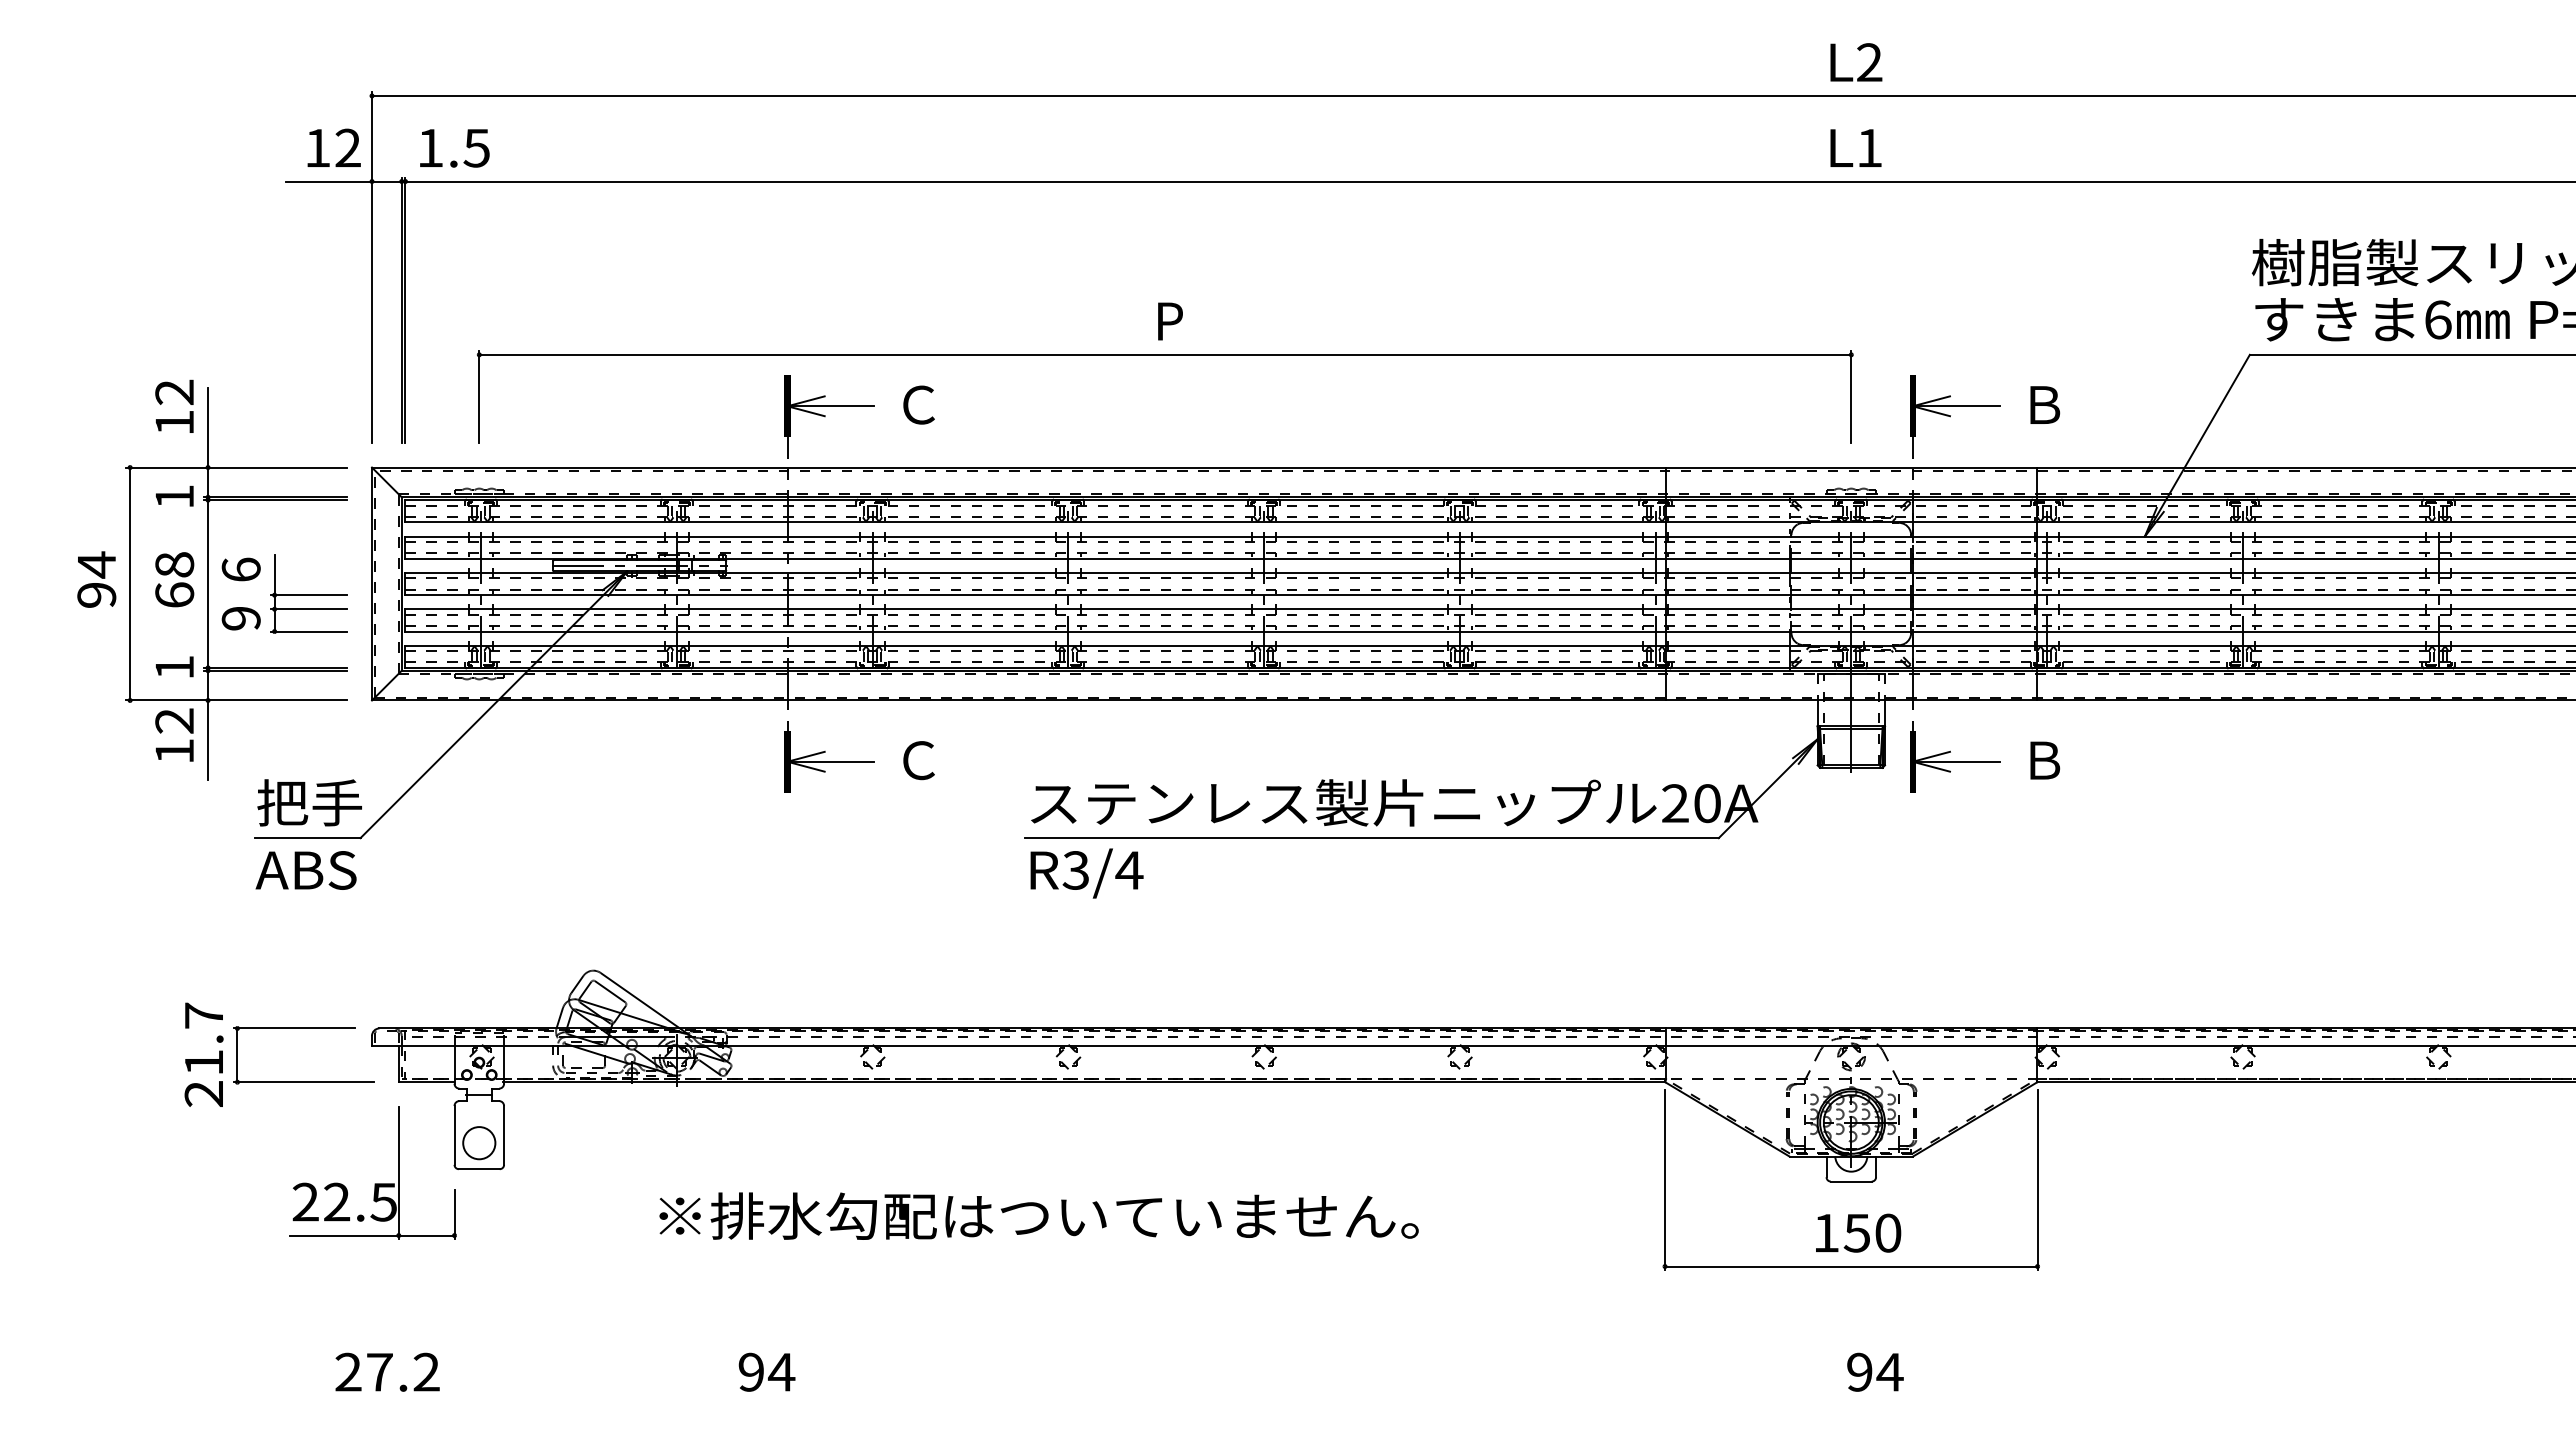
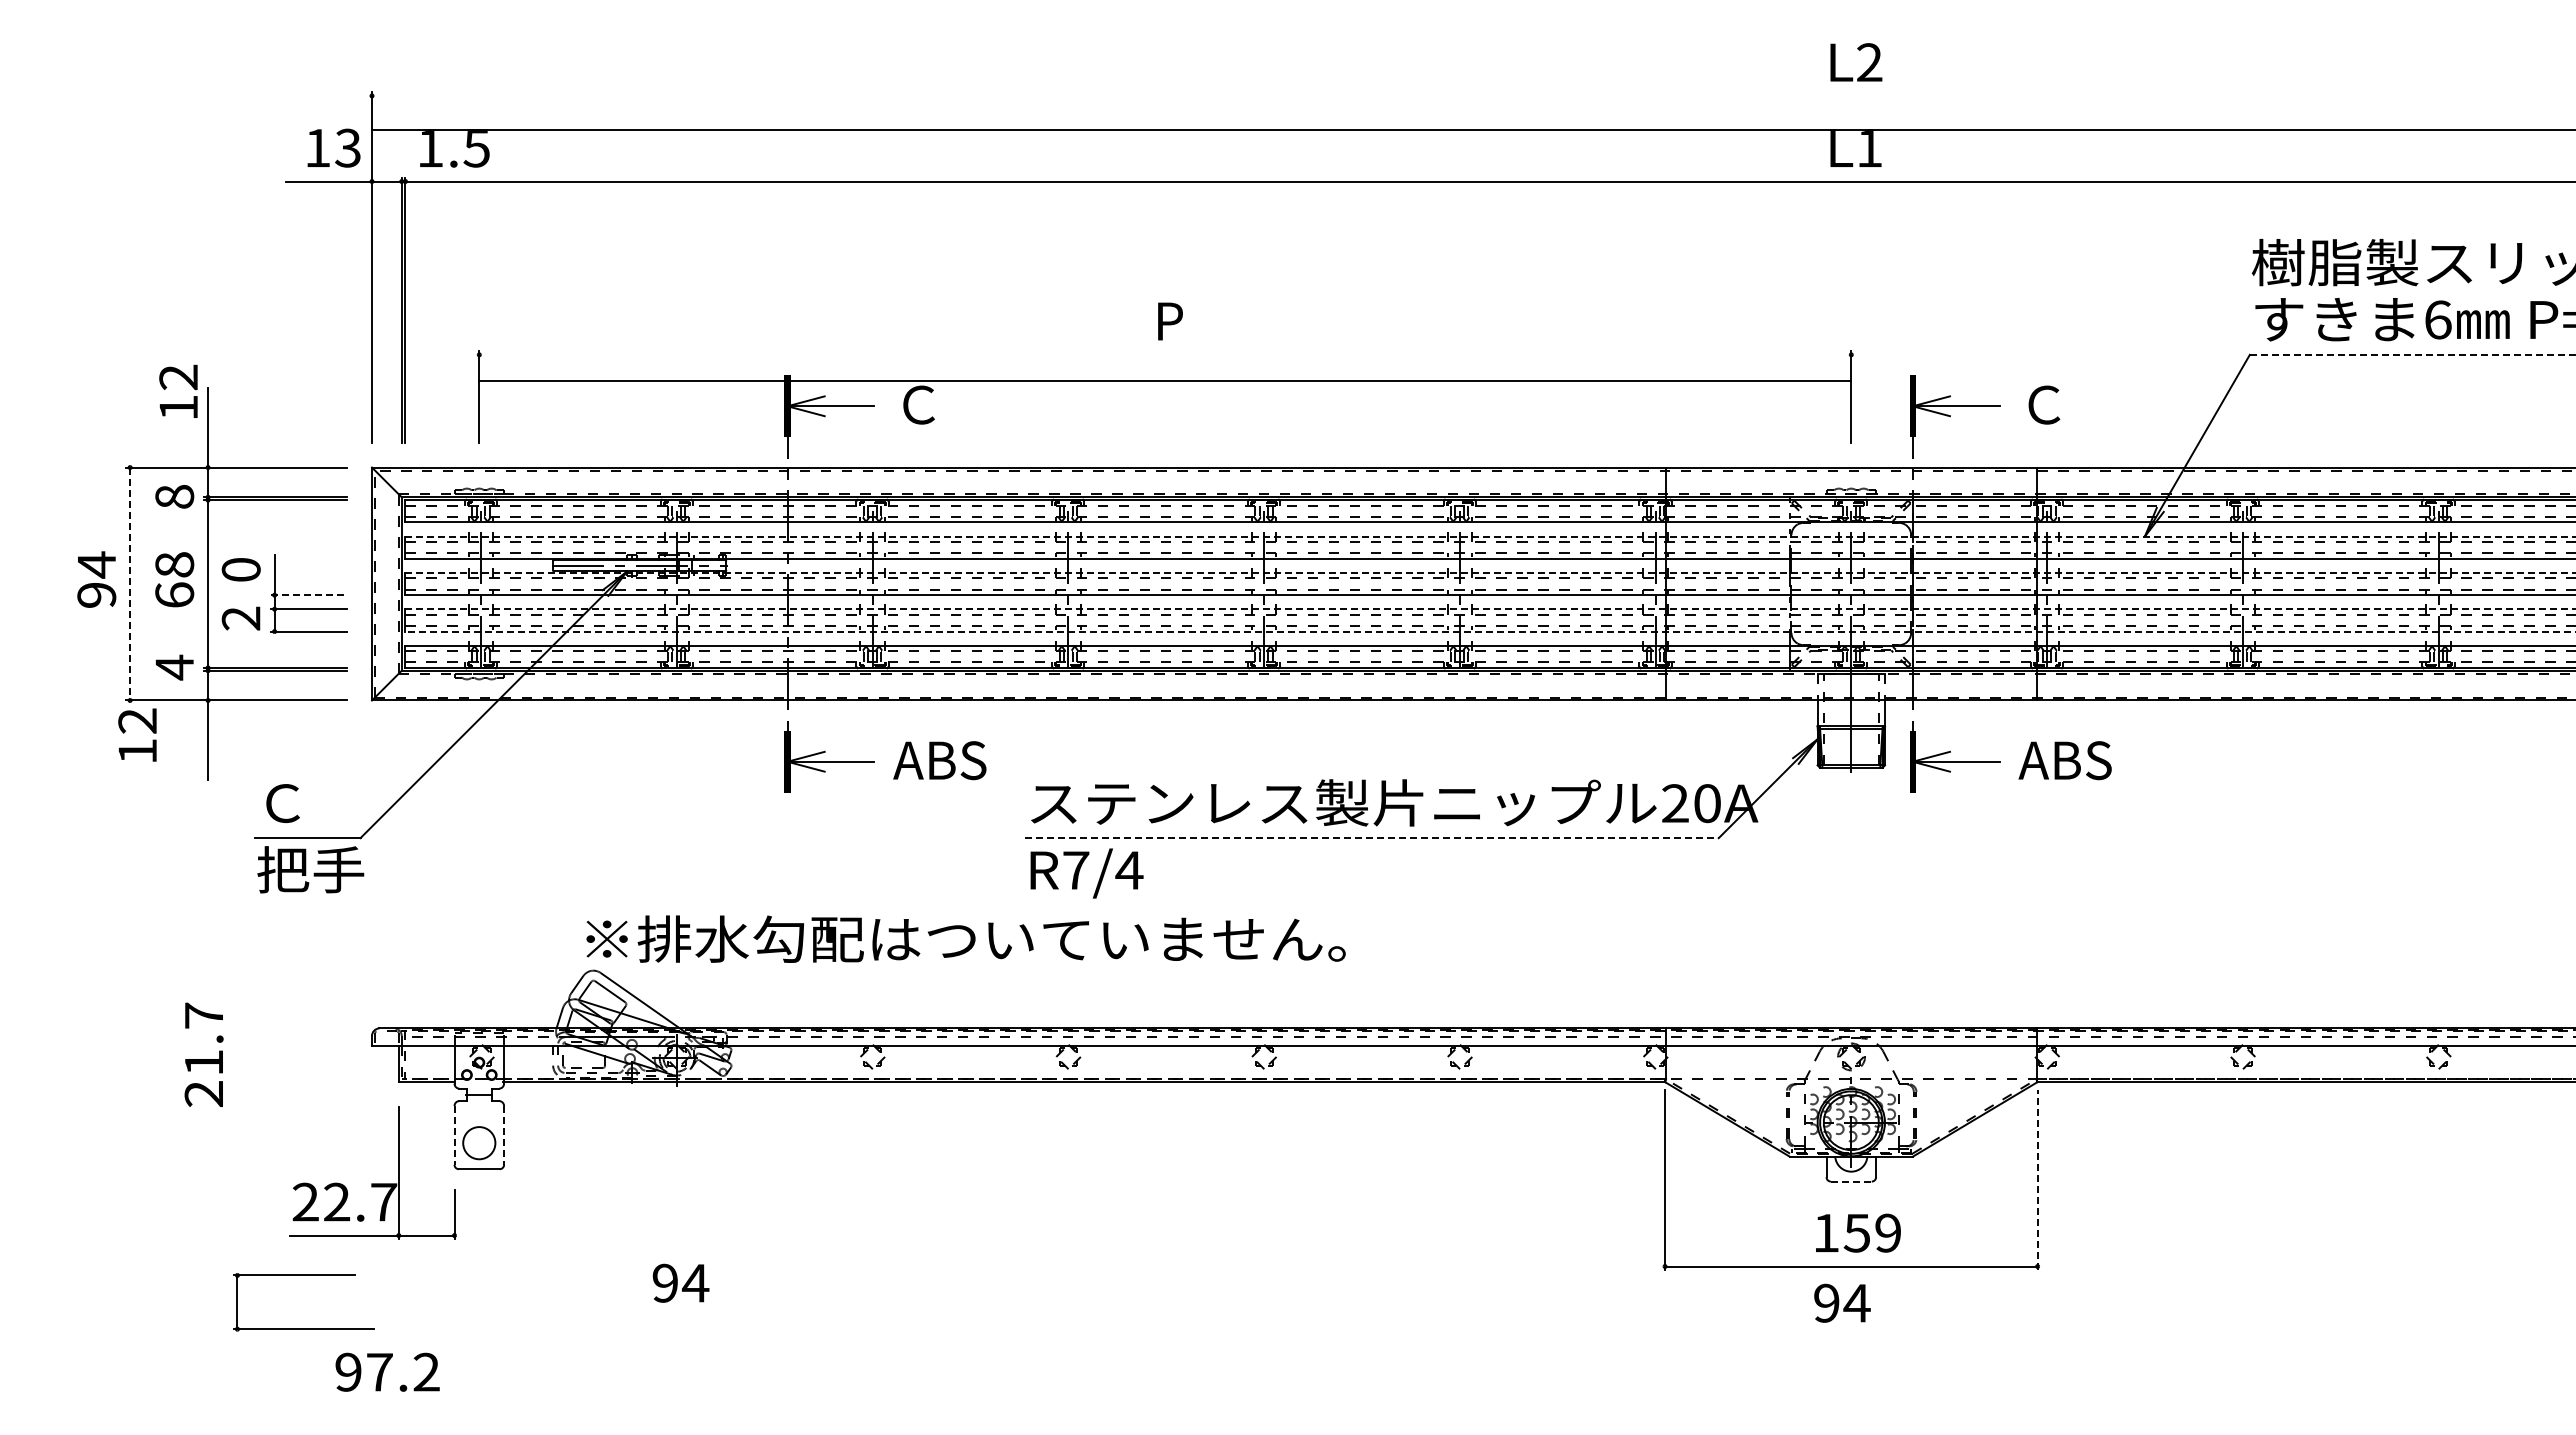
line position: (1472, 95) -> (1472, 129) (1472, 129)
text: 12 -> 13 (347, 148)
line position: (1165, 354) -> (1165, 380) (1165, 380)
line: solid -> dashed (2412, 354)
text: Ｂ -> Ｃ (2044, 404)
text position: (174, 405) -> (178, 390) (178, 390)
text: 1 -> 8 (174, 496)
line: solid -> dashed (1490, 536)
text: 6 -> 0 (240, 569)
line: solid -> dashed (1490, 572)
line: solid -> dashed (130, 584)
line: solid -> dashed (309, 595)
line: solid -> dashed (1490, 609)
text: 9 -> 2 (241, 618)
line: solid -> dashed (1490, 631)
text: 1 -> 4 (174, 667)
text position: (174, 734) -> (137, 734) (137, 734)
text: Ｃ -> ABS (939, 760)
text: Ｂ -> ABS (2064, 760)
text: 把手 -> Ｃ (309, 802)
line: solid -> dashed (1371, 838)
text: ABS -> 把手 (309, 869)
text: R3/4 -> R7/4 (1075, 870)
part position: (303, 1081) -> (303, 1328) (303, 1328)
line: solid -> dashed (454, 1135)
line: solid -> dashed (504, 1135)
line: solid -> dashed (2037, 1179)
line: solid -> dashed (1851, 1181)
text: 22.5 -> 22.7 (383, 1202)
text position: (1038, 1215) -> (965, 938) (965, 938)
text: 150 -> 159 (1888, 1232)
text position: (766, 1371) -> (680, 1282) (680, 1282)
text position: (1875, 1371) -> (1842, 1302) (1842, 1302)
text: 27.2 -> 97.2 (348, 1372)
